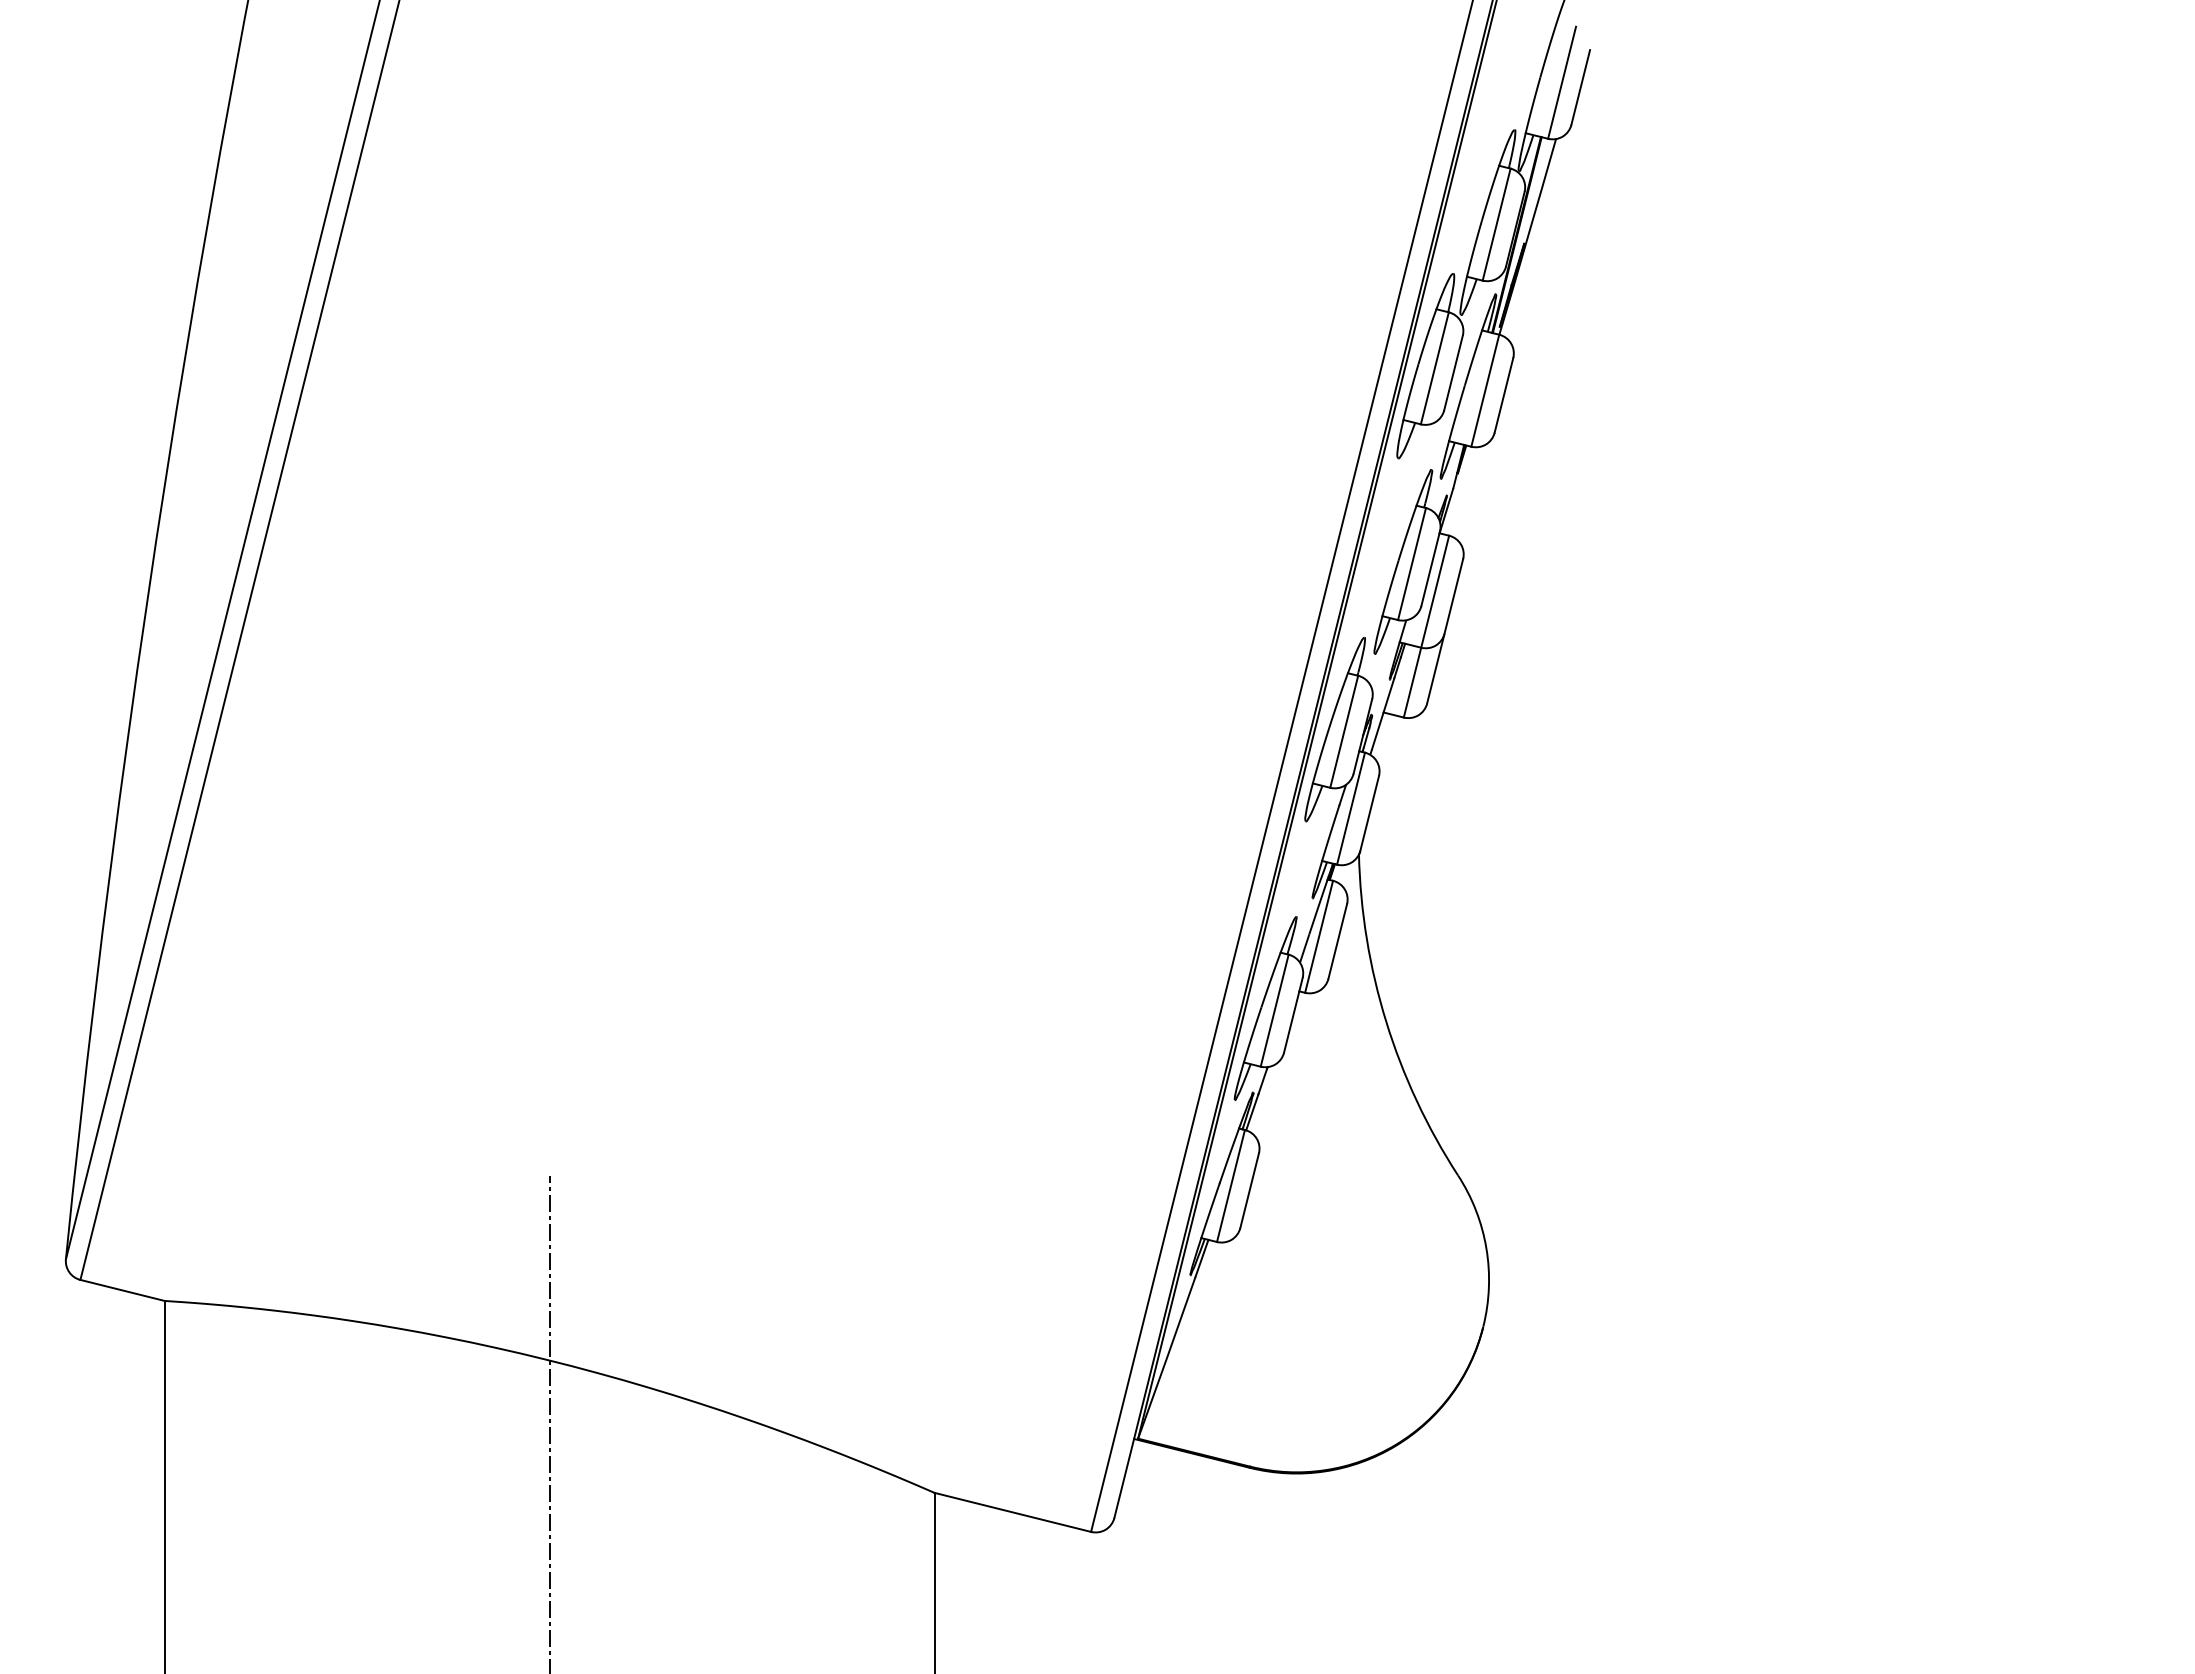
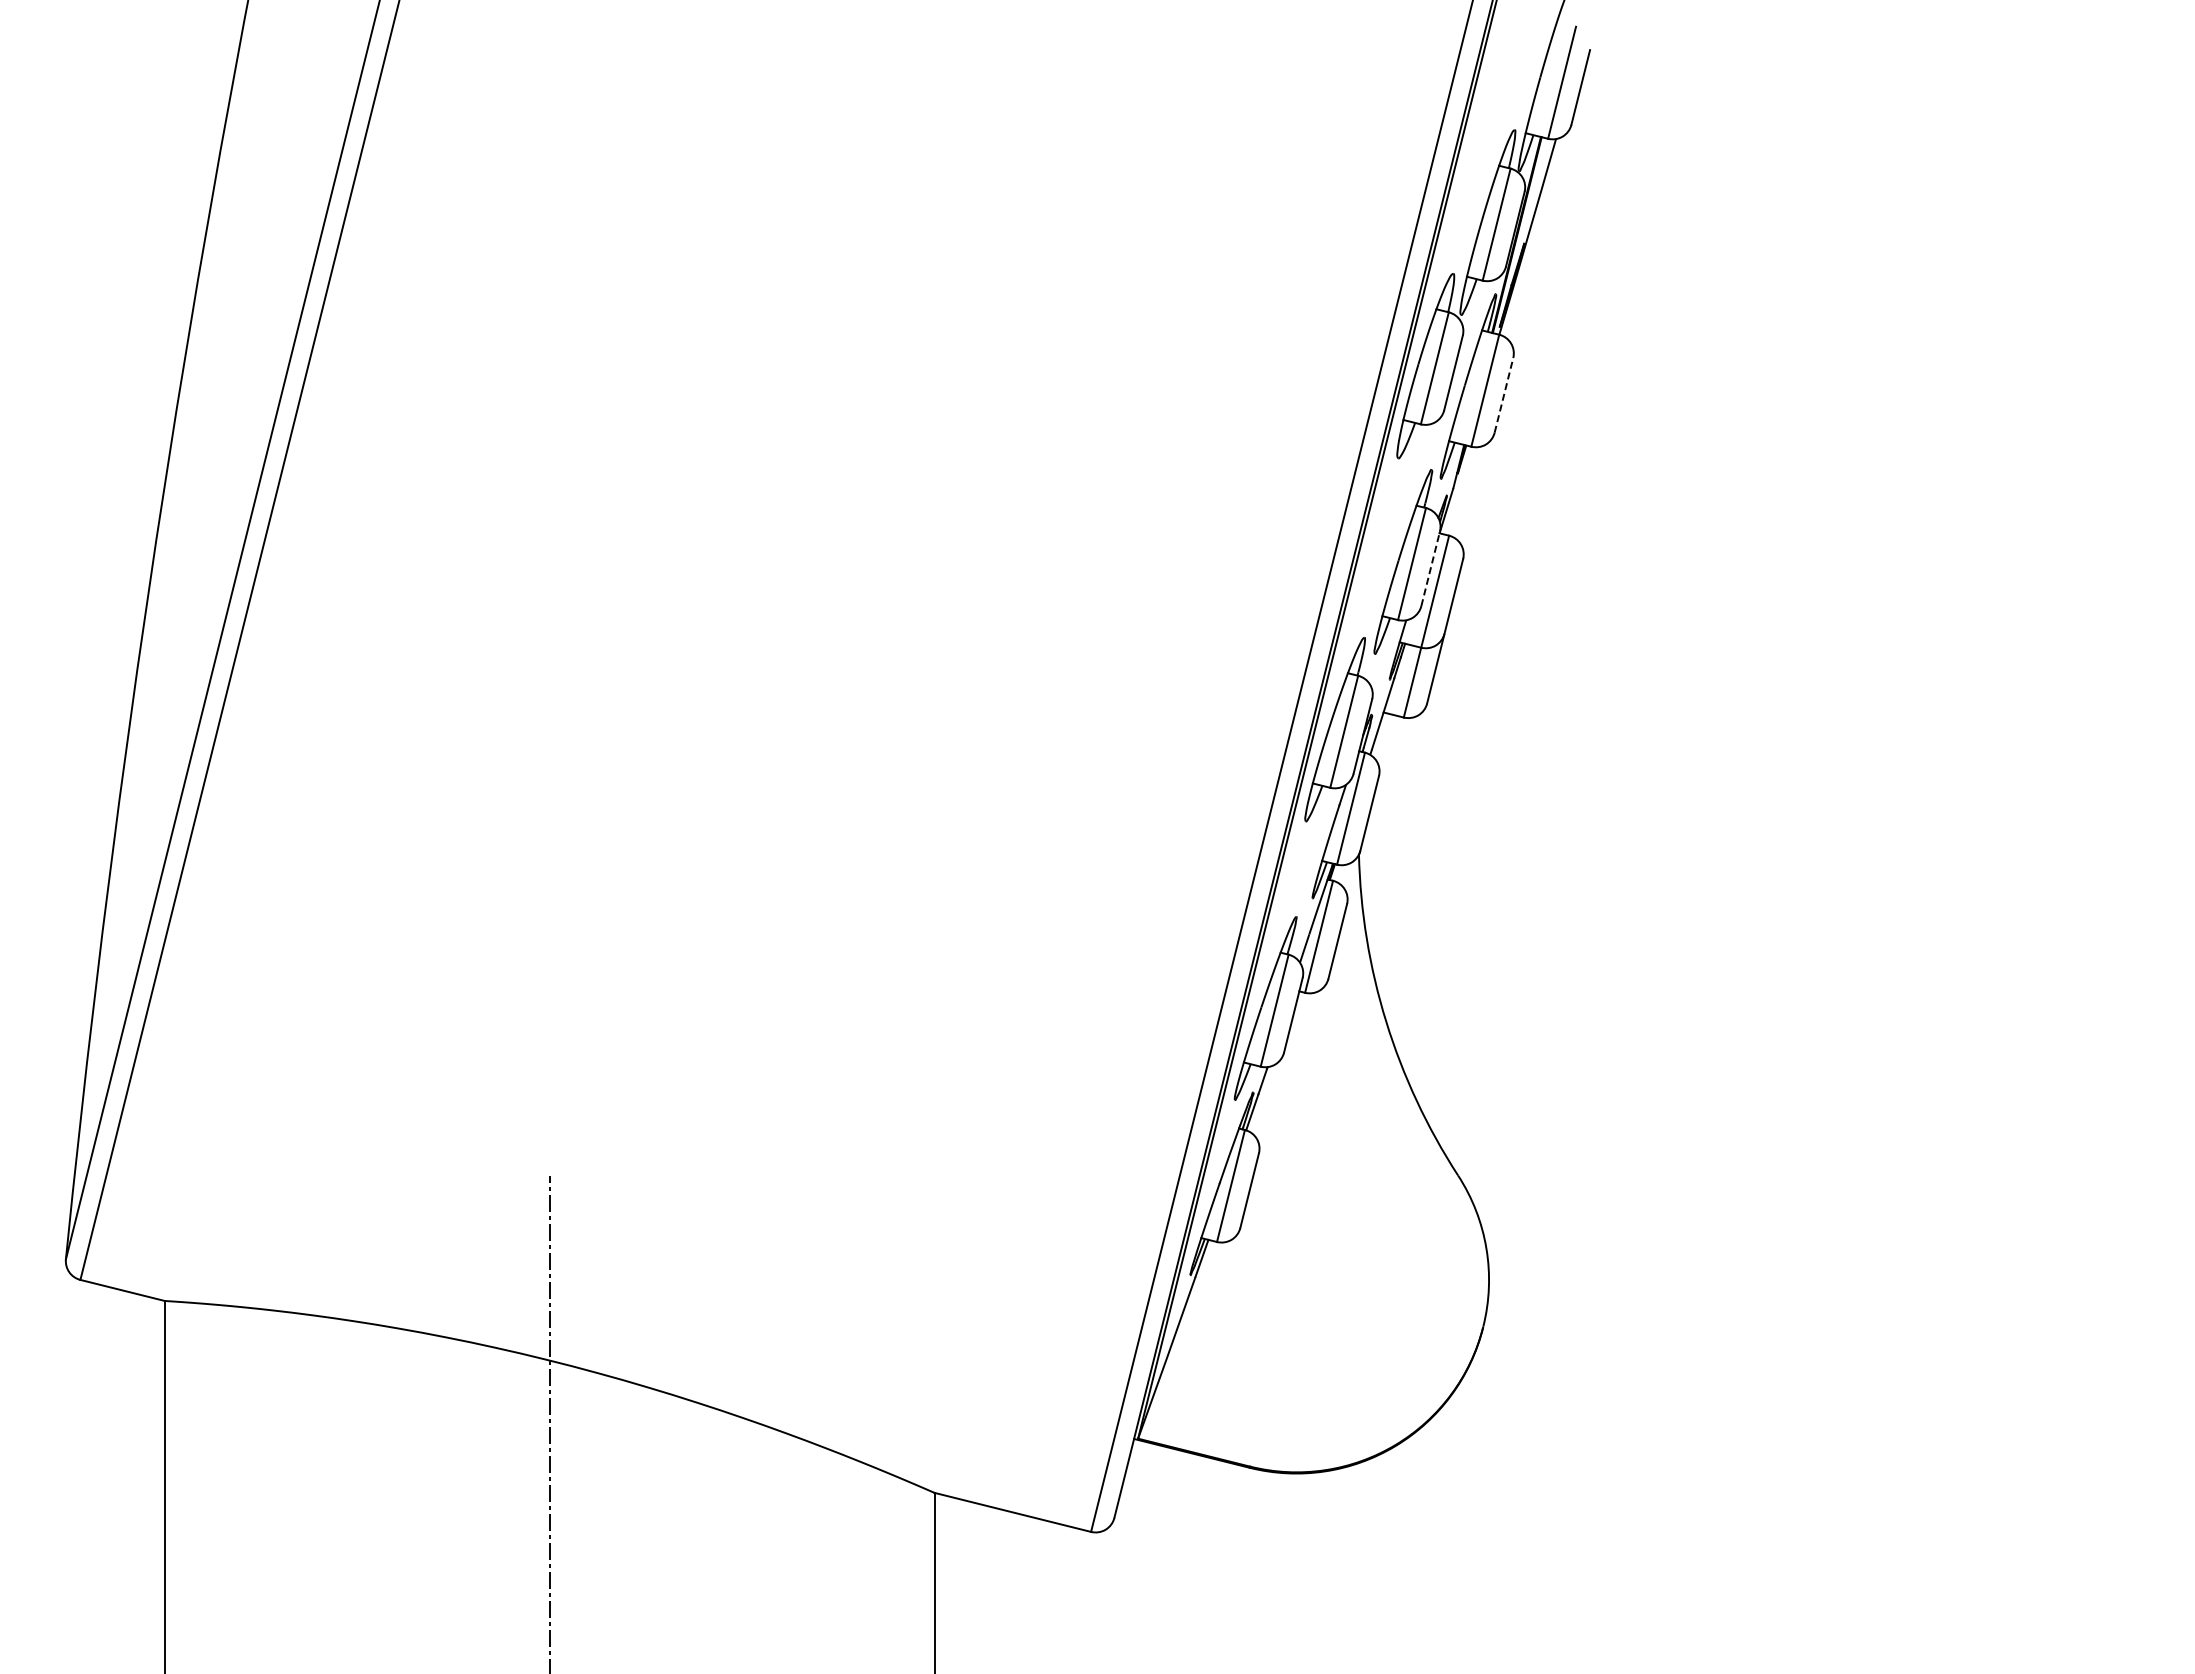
line: solid -> dashed (1504, 394)
line: solid -> dashed (1430, 568)
